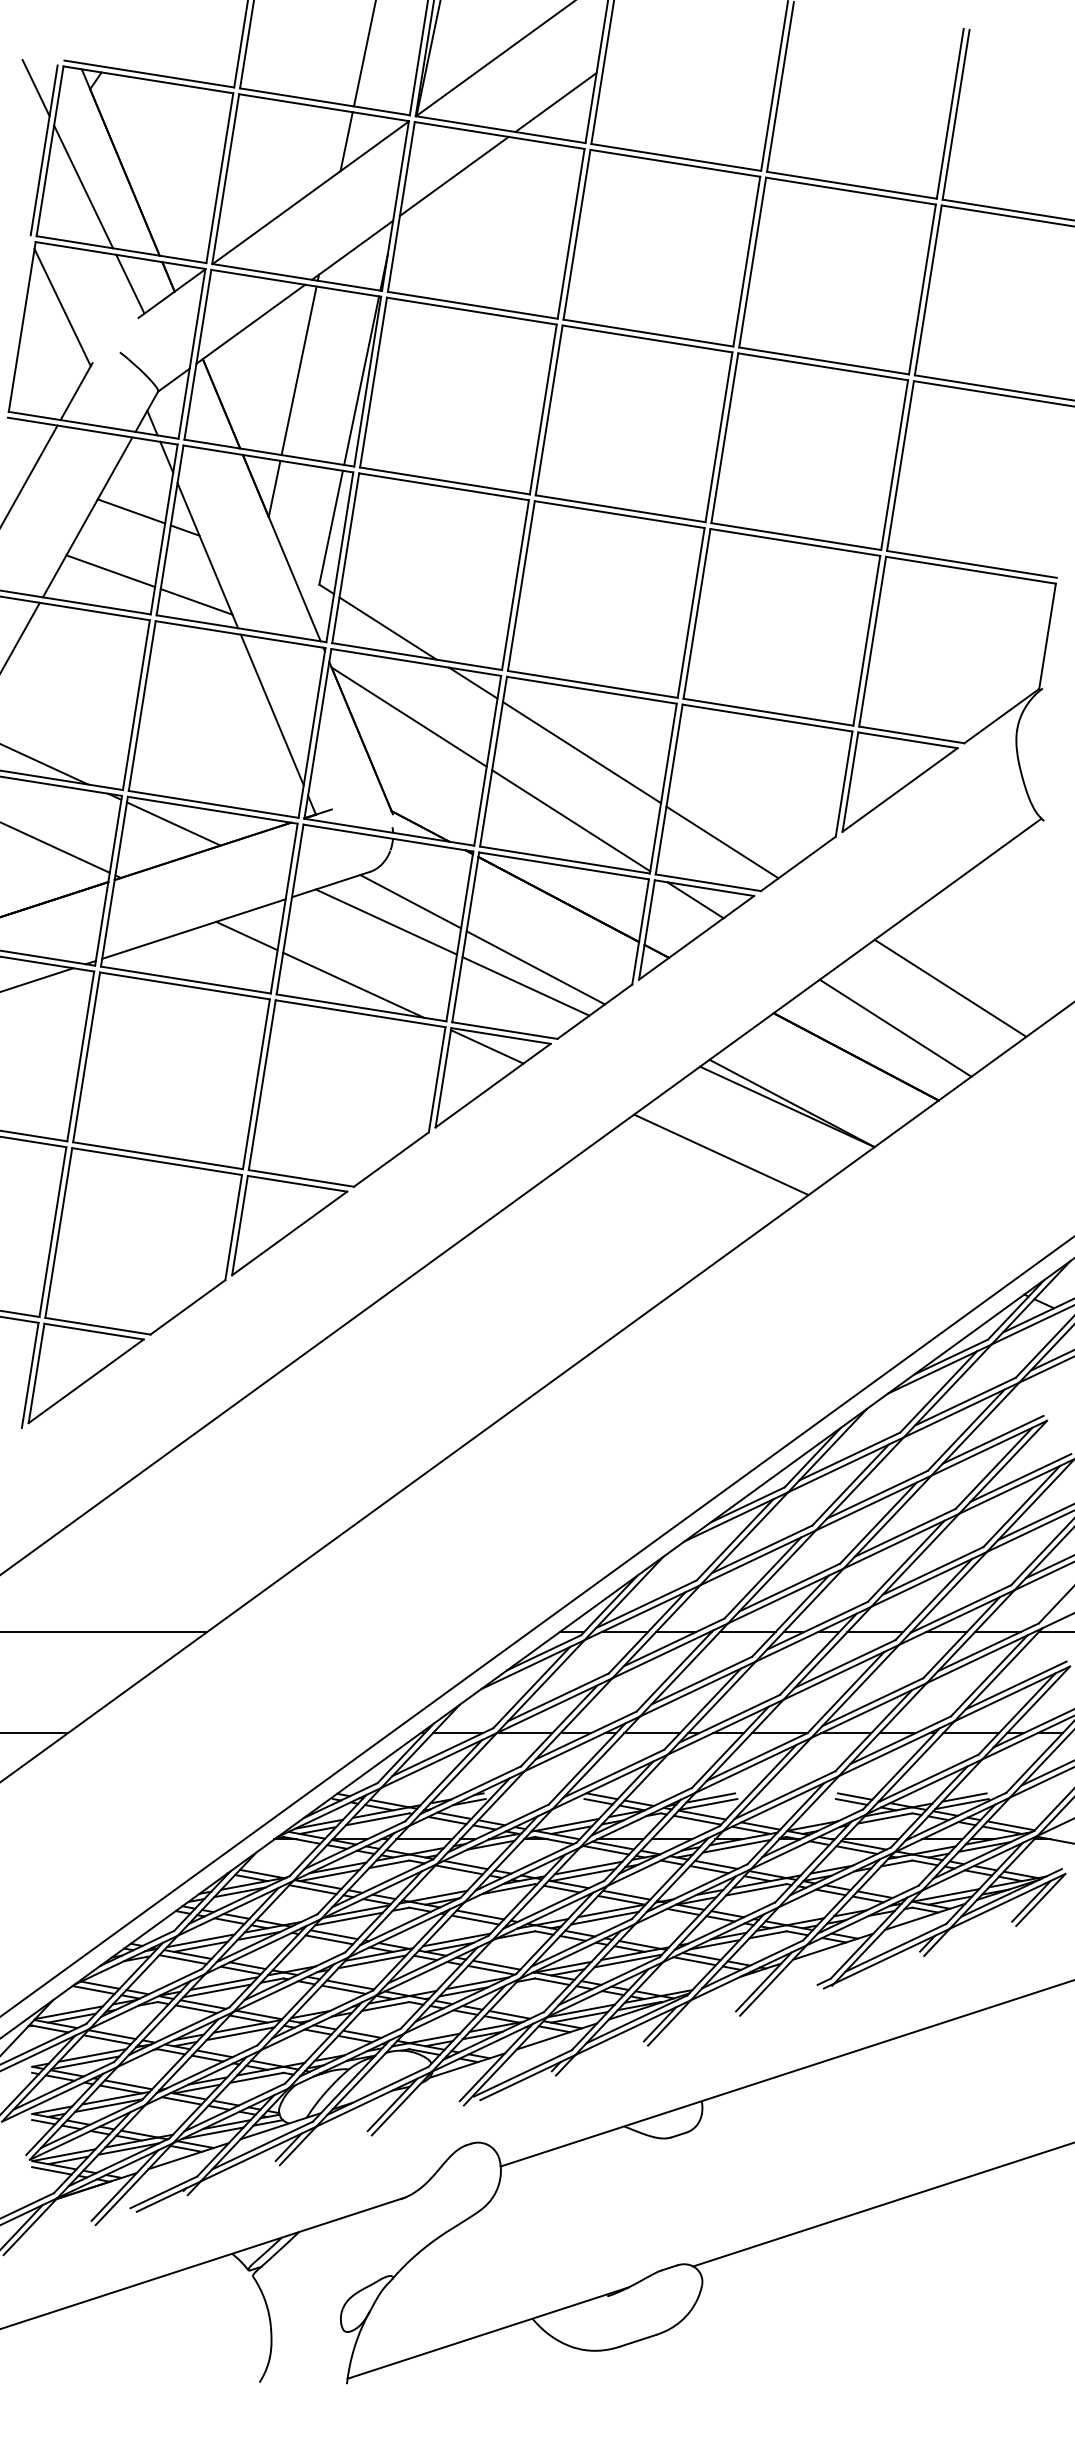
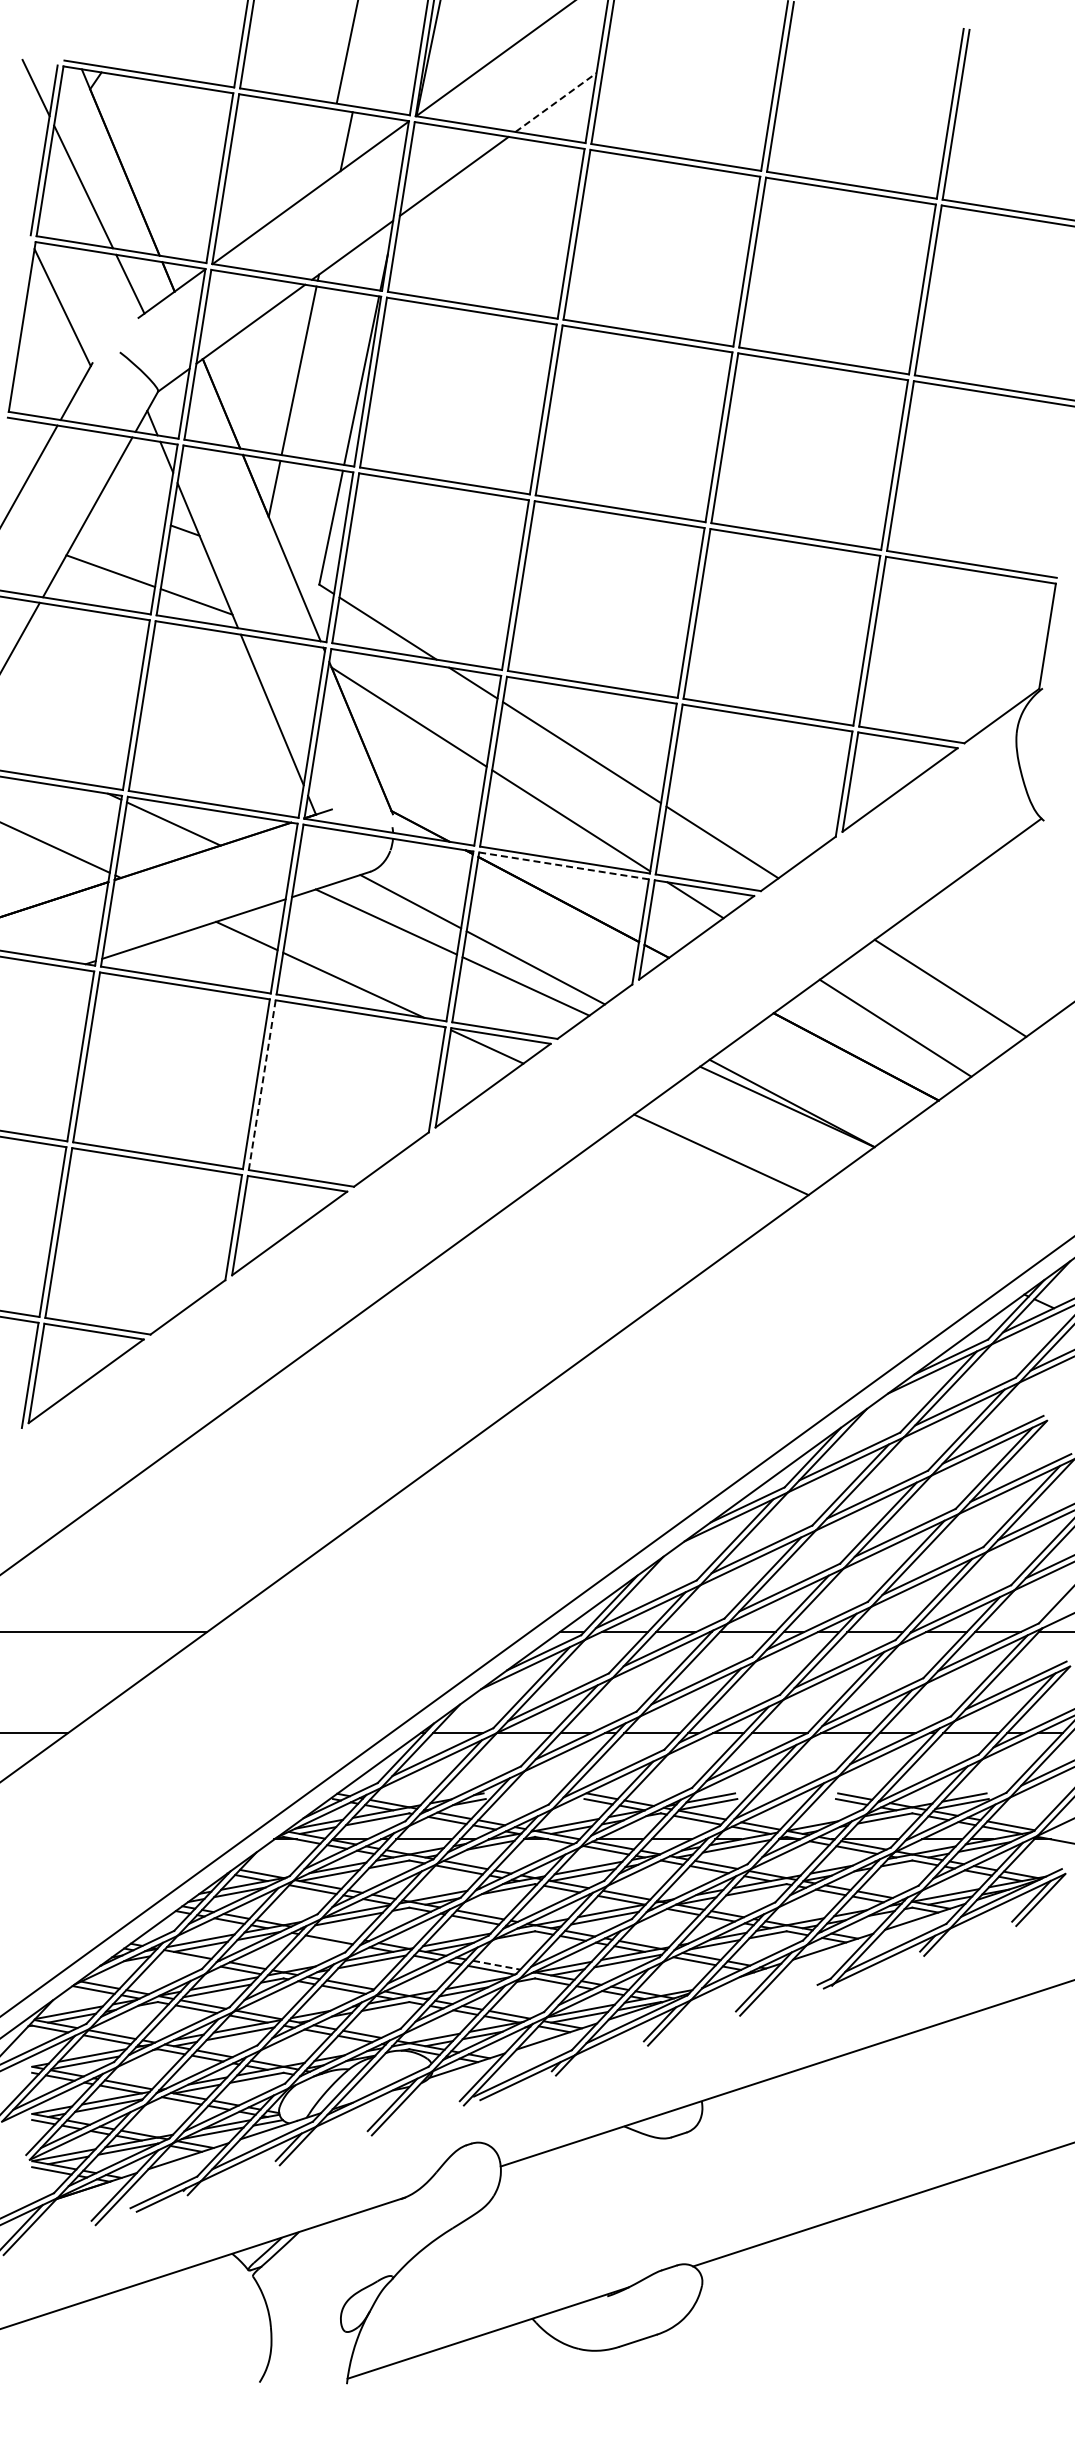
line position: (364, 54) -> (346, 52) (346, 52)
line: solid -> dashed (556, 102)
line: present -> none (131, 511)
line: present -> none (45, 764)
line: solid -> dashed (564, 865)
line: present -> none (37, 979)
line: solid -> dashed (262, 1085)
line: present -> none (333, 1934)
line: present -> none (182, 1959)
line: solid -> dashed (497, 1965)
